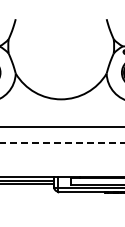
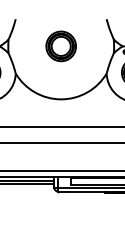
part: none -> present (60, 46)
line: dashed -> solid (62, 142)
line: none -> present (61, 171)
